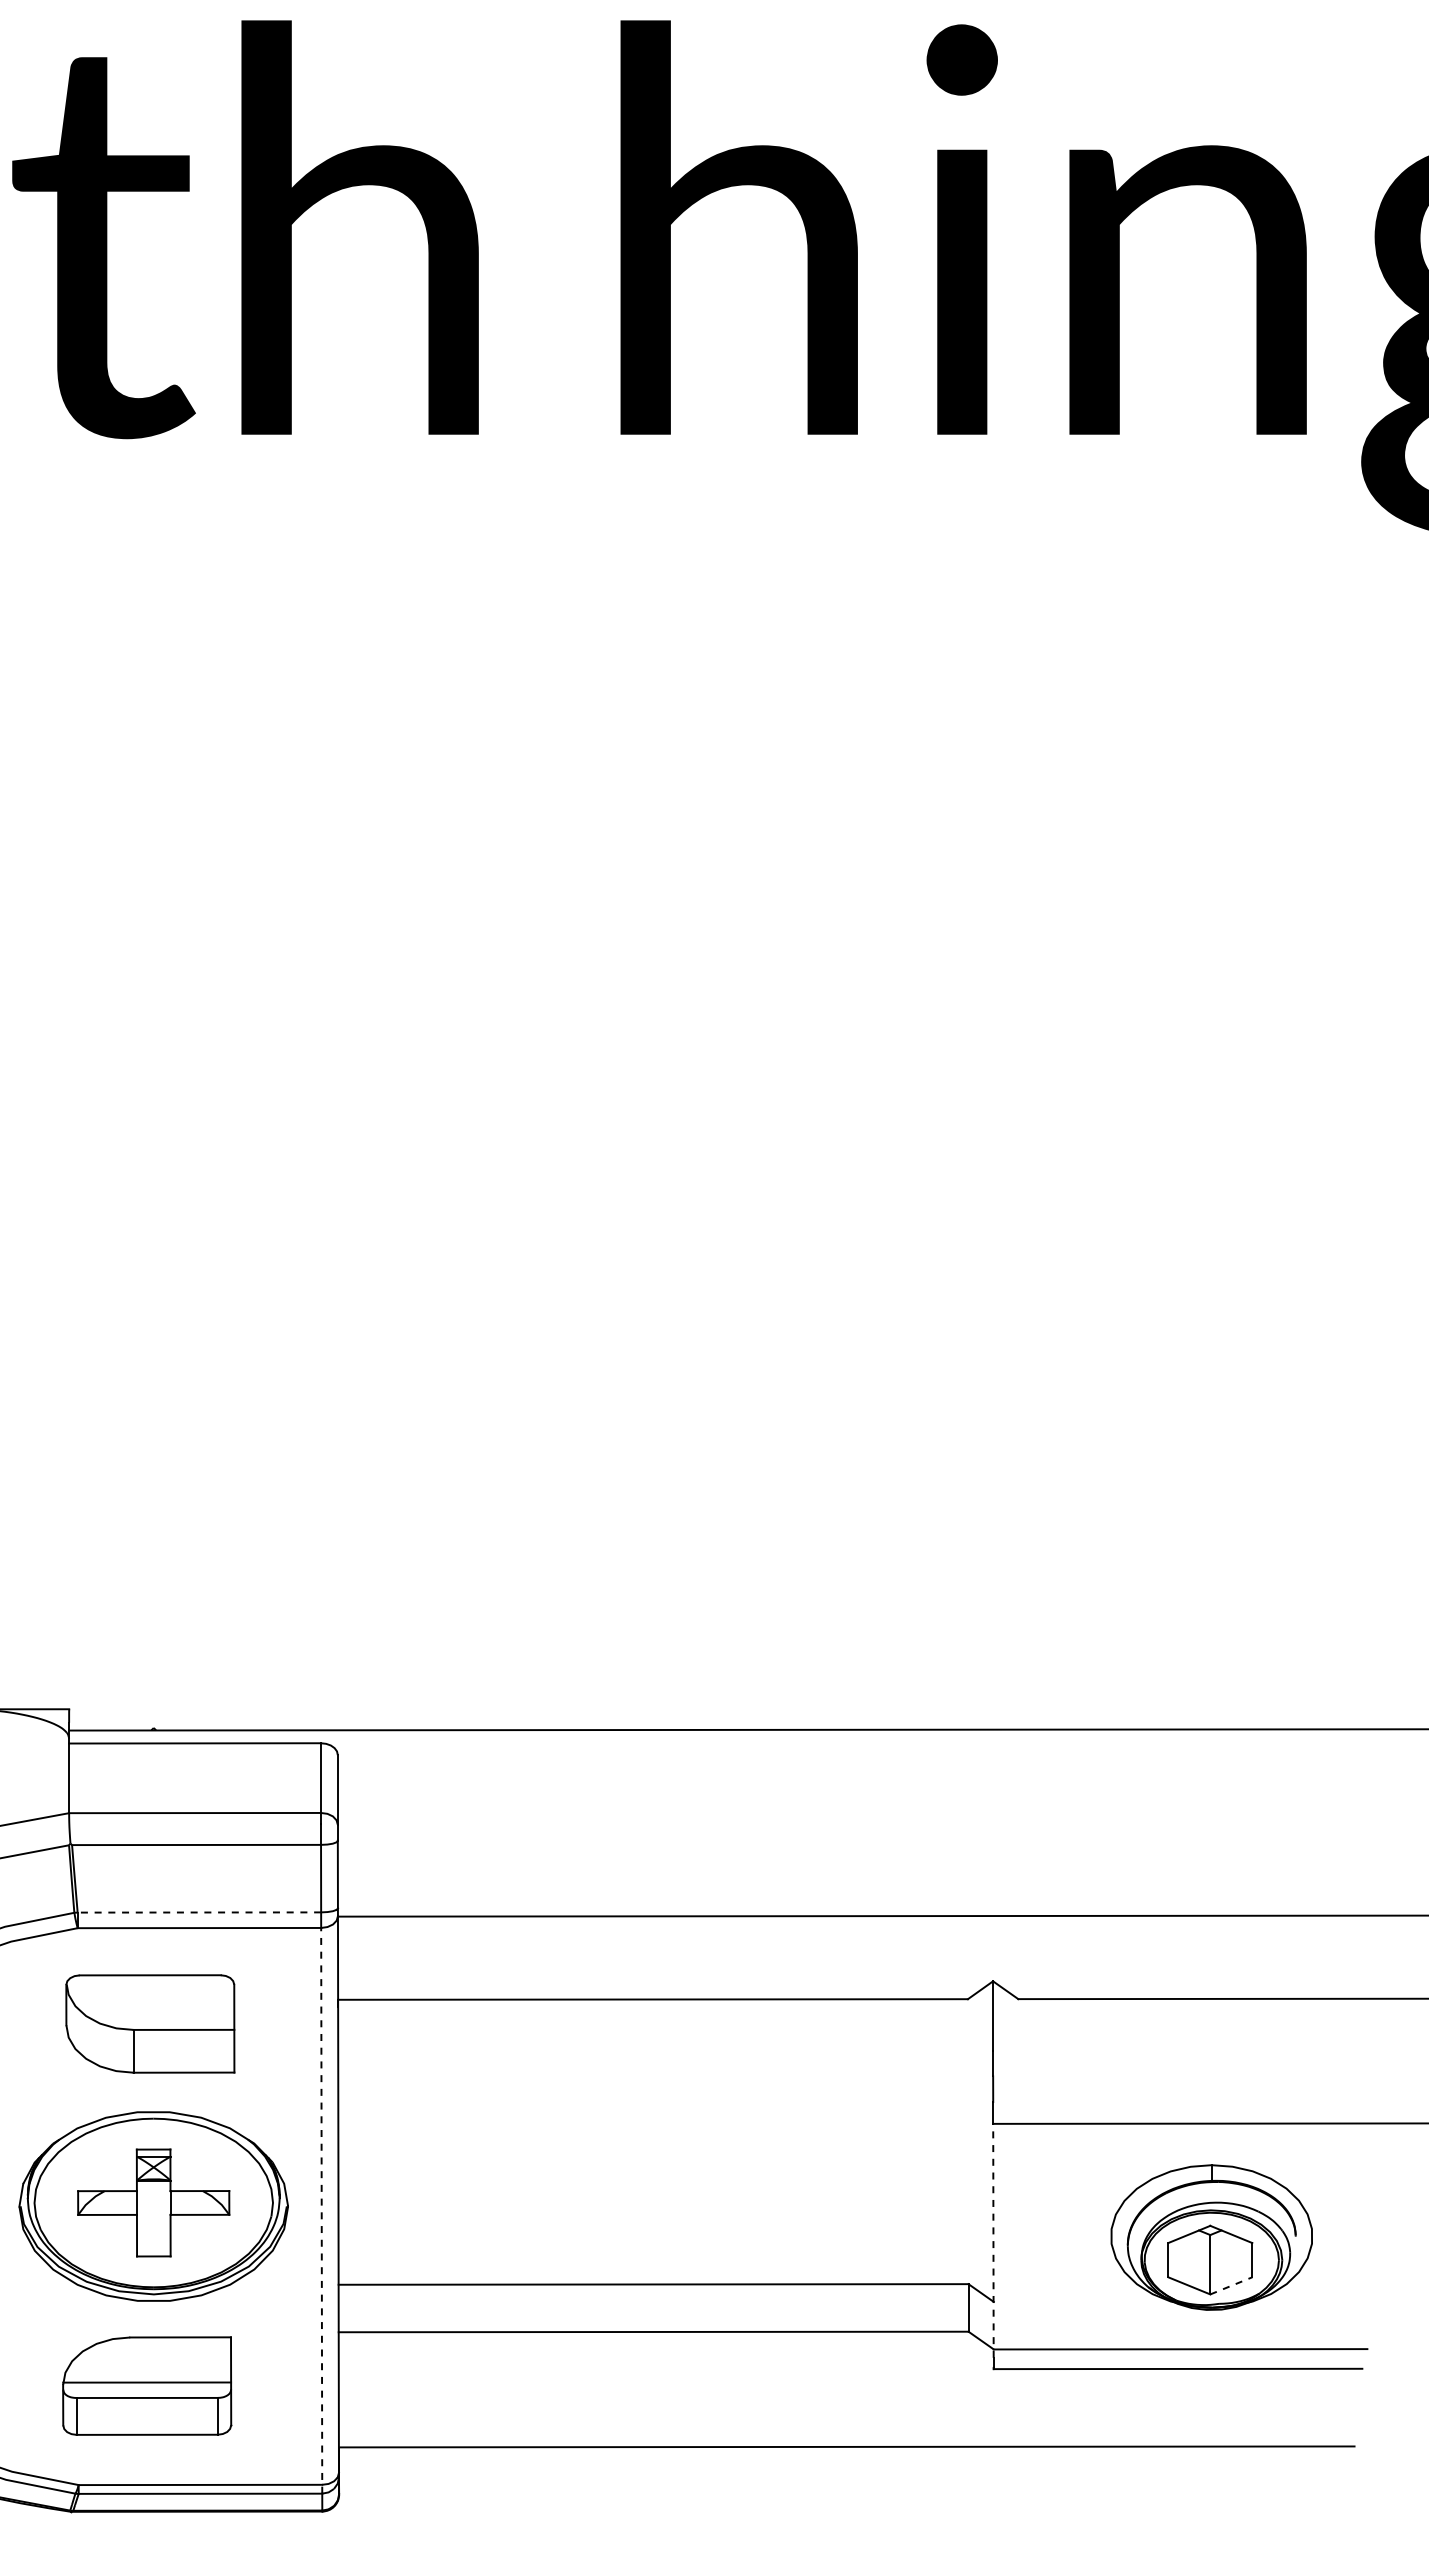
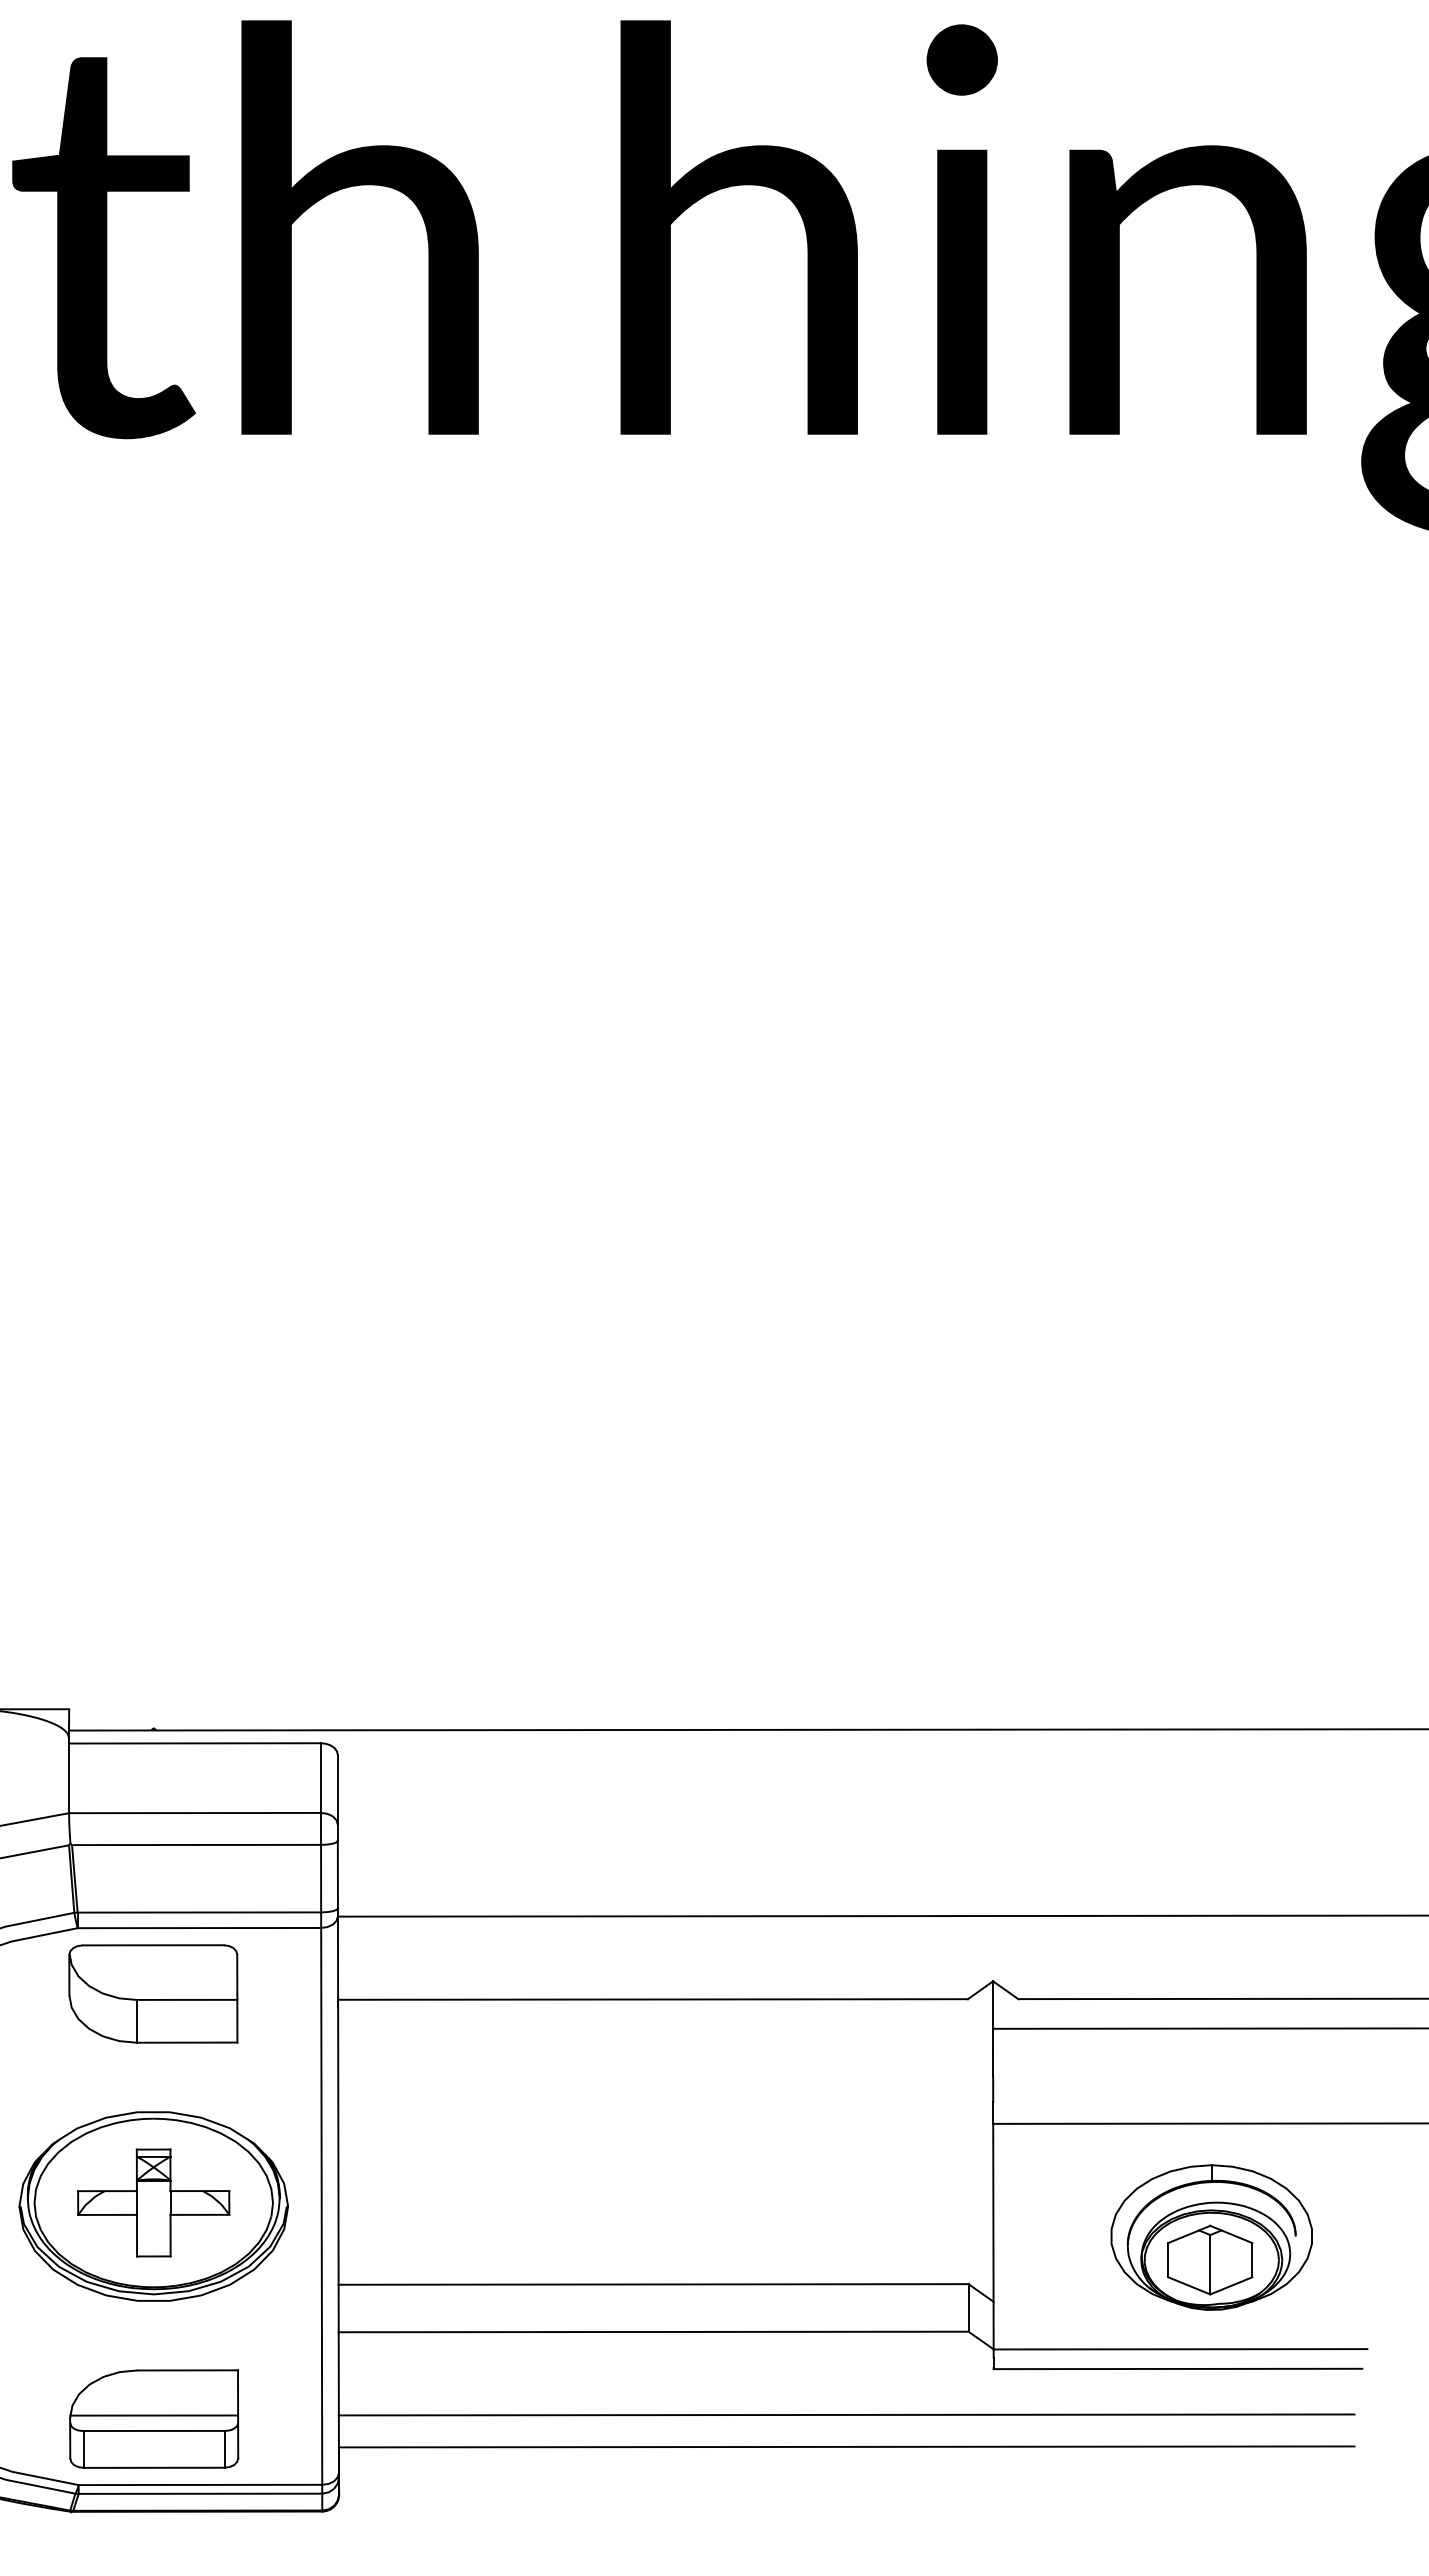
line: dashed -> solid (199, 1912)
part position: (150, 2023) -> (153, 1993) (153, 1993)
line: none -> present (1209, 2028)
line: dashed -> solid (321, 2210)
line: dashed -> solid (993, 2240)
line: dashed -> solid (1231, 2285)
part position: (147, 2385) -> (154, 2418) (154, 2418)
line: none -> present (846, 2414)
